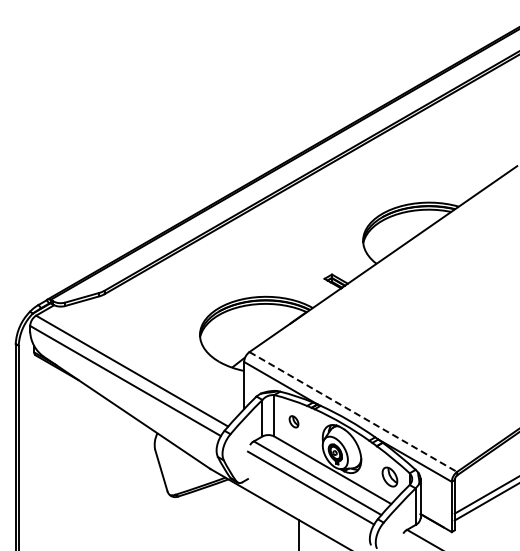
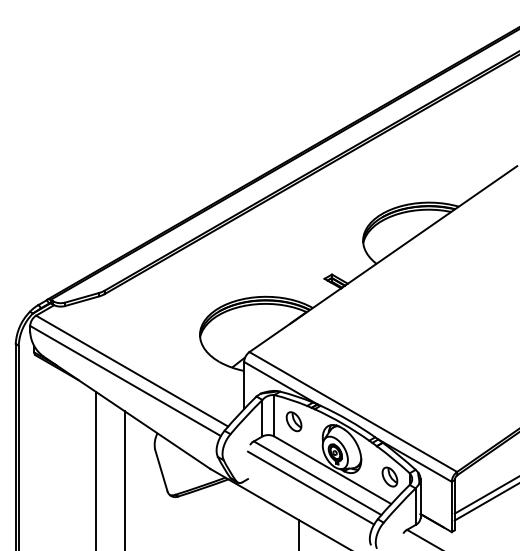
line: dashed -> solid (353, 412)
part size: 12x14 px -> 18x22 px (293, 421)
line: none -> present (95, 469)
line: none -> present (125, 479)
